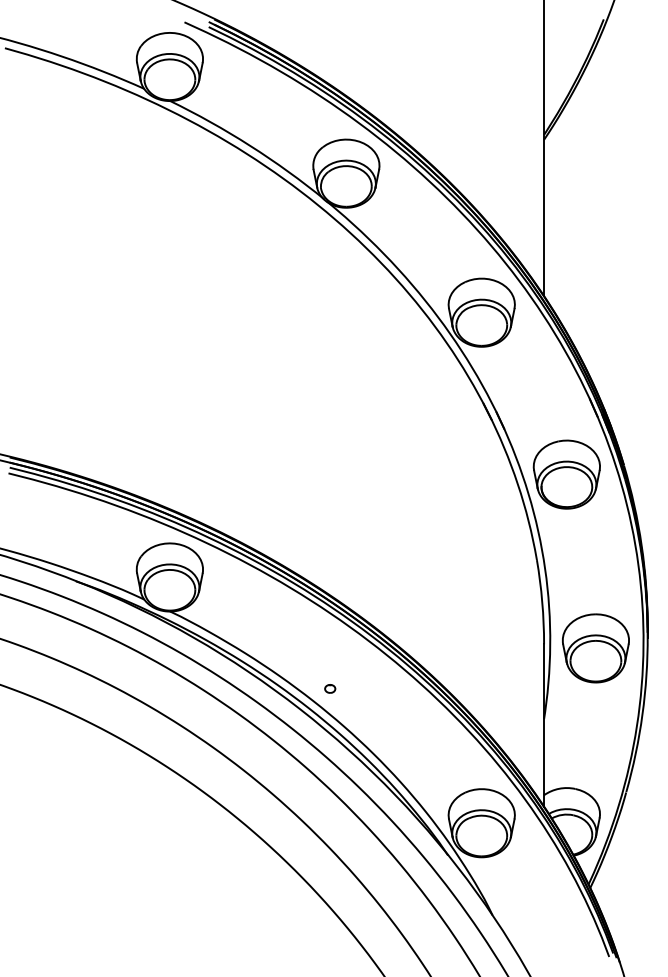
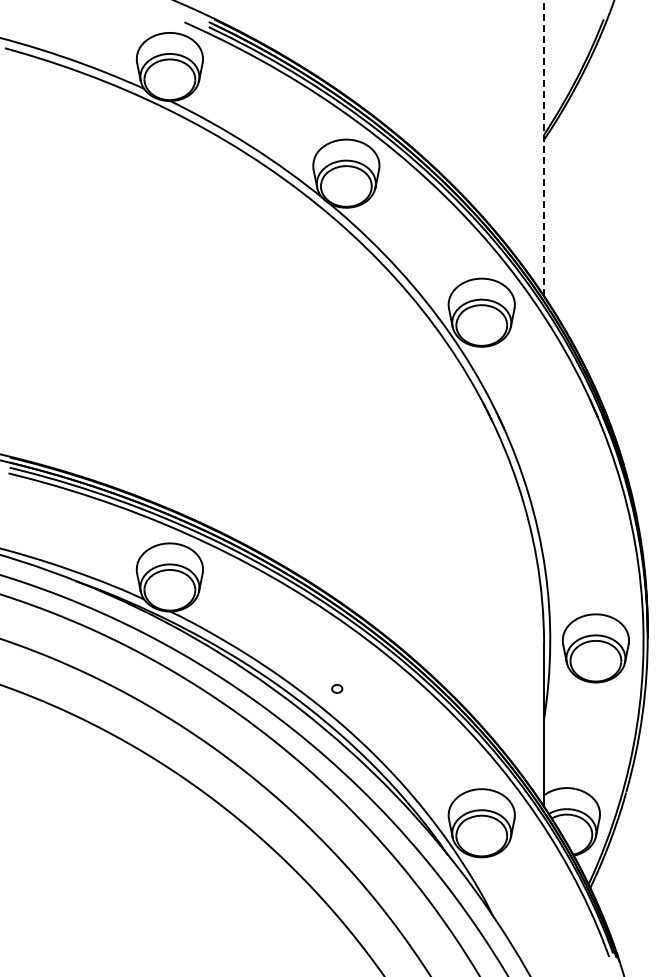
line: solid -> dashed (544, 148)
part: present -> none (566, 474)
part position: (330, 688) -> (337, 688) (337, 688)
